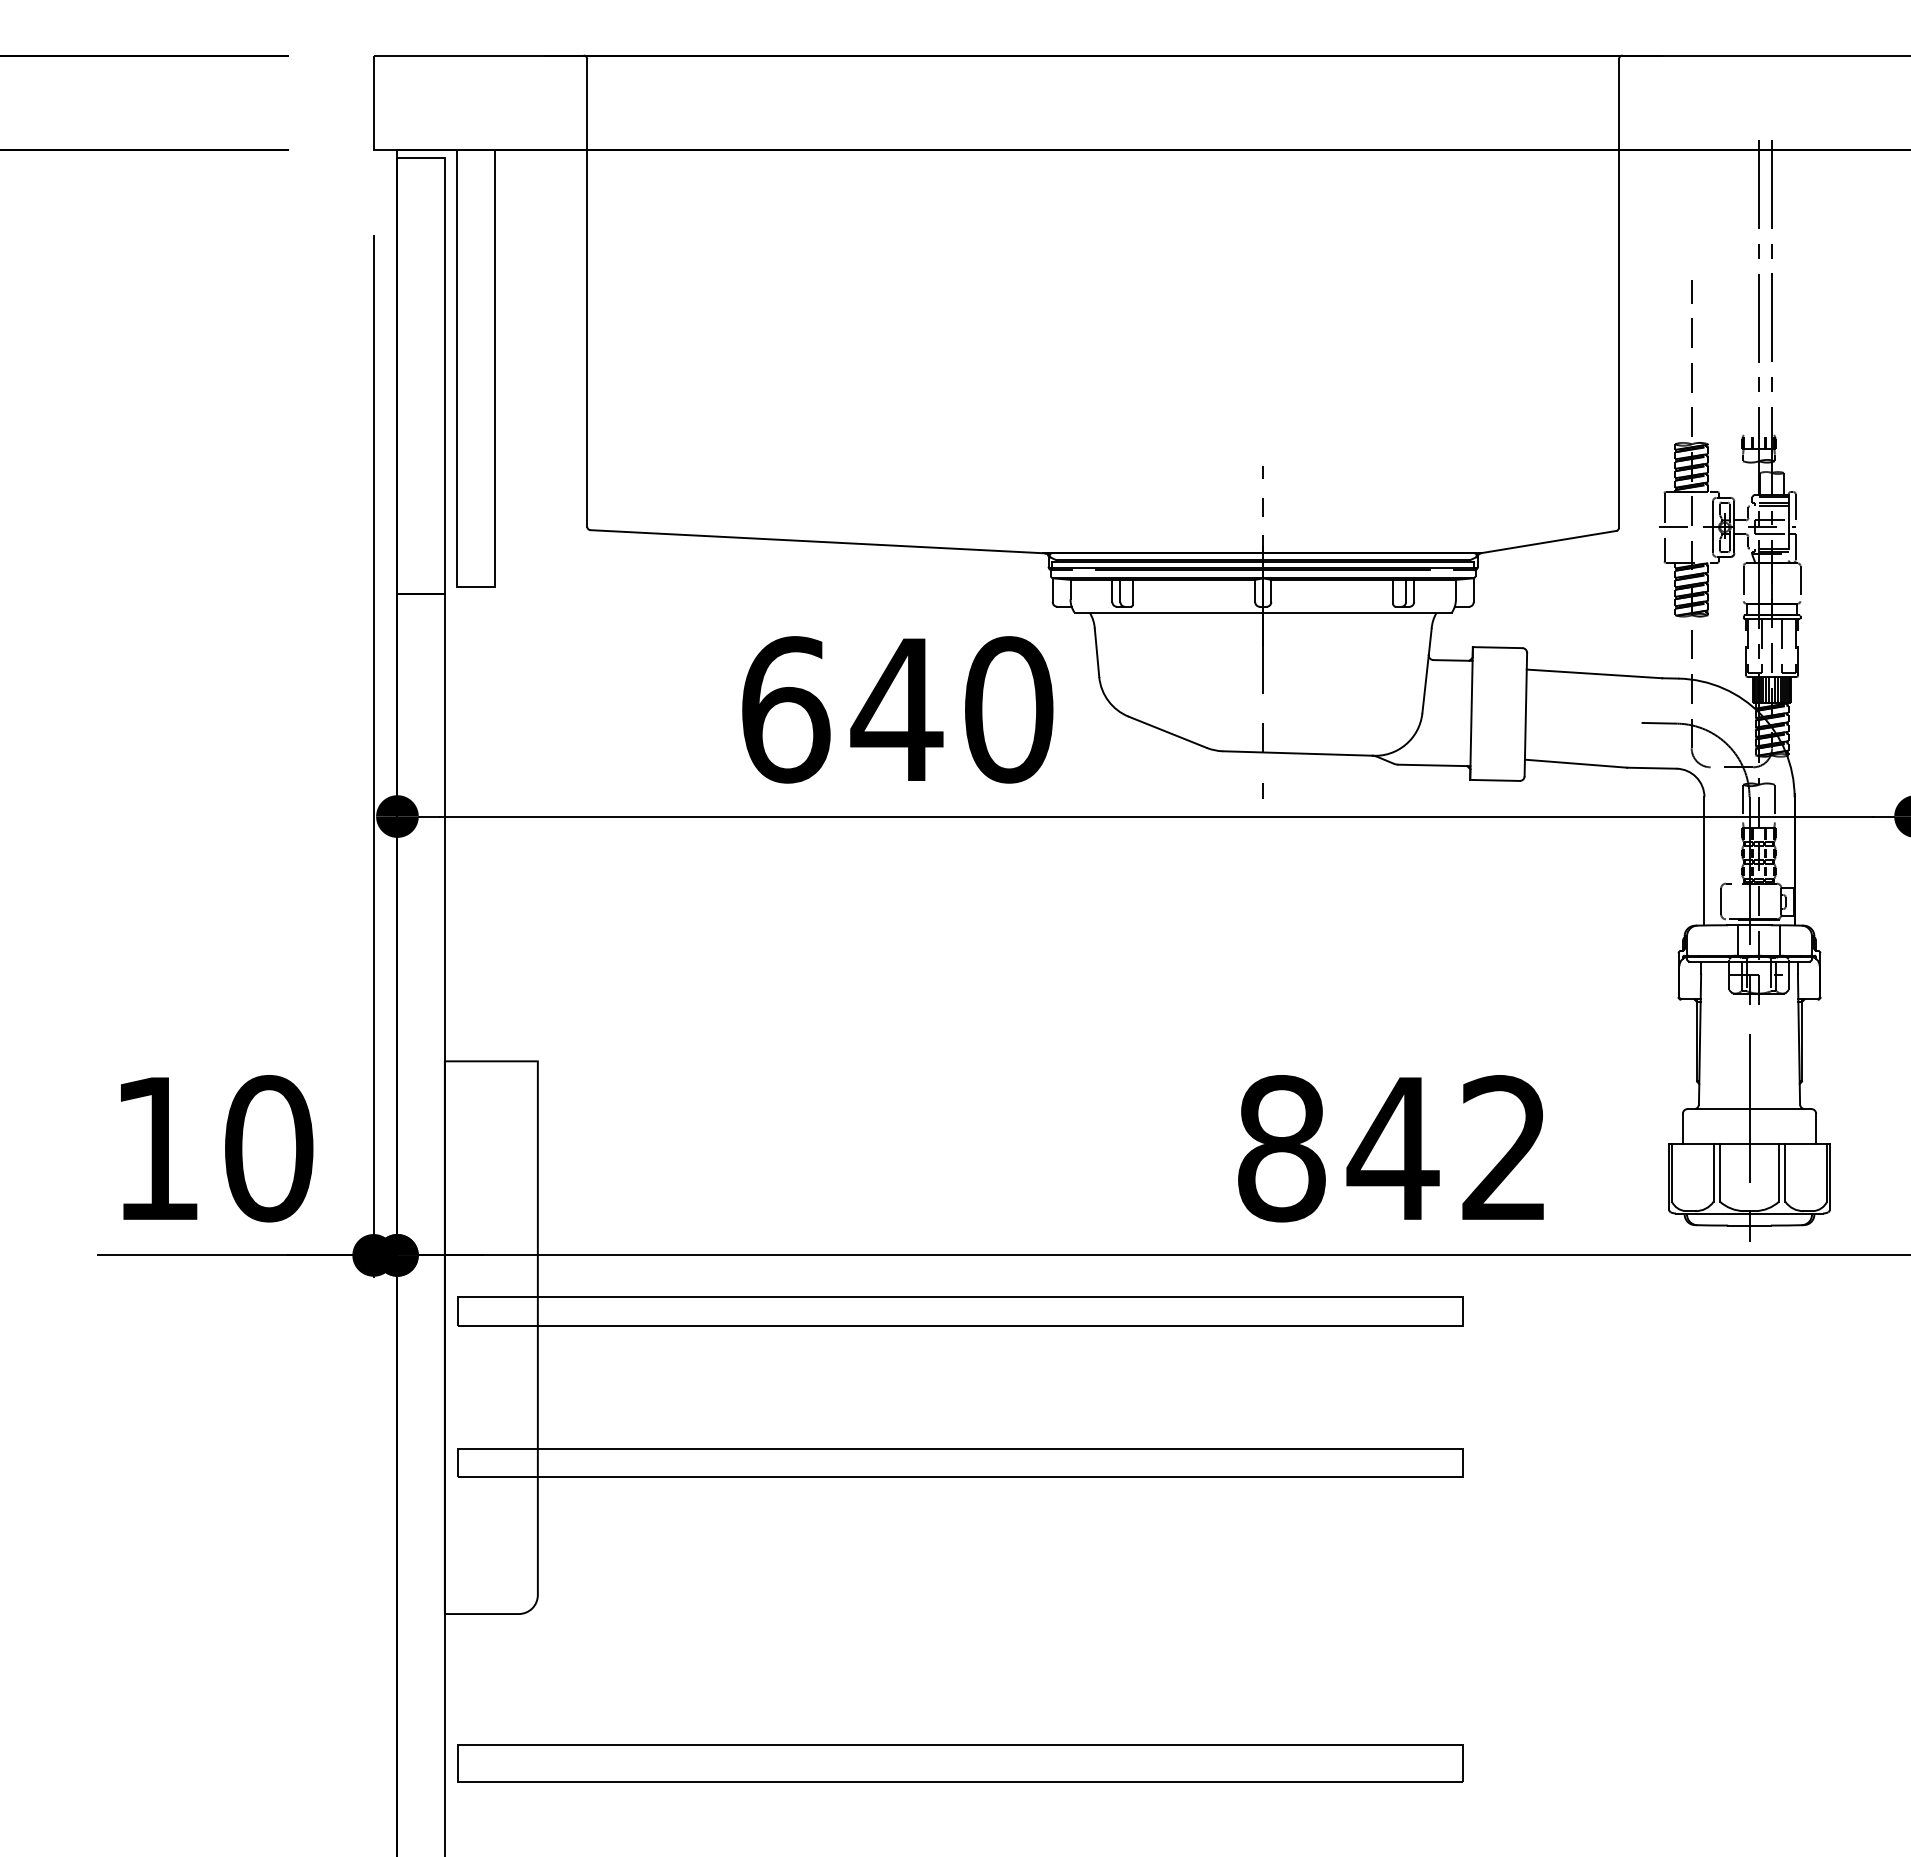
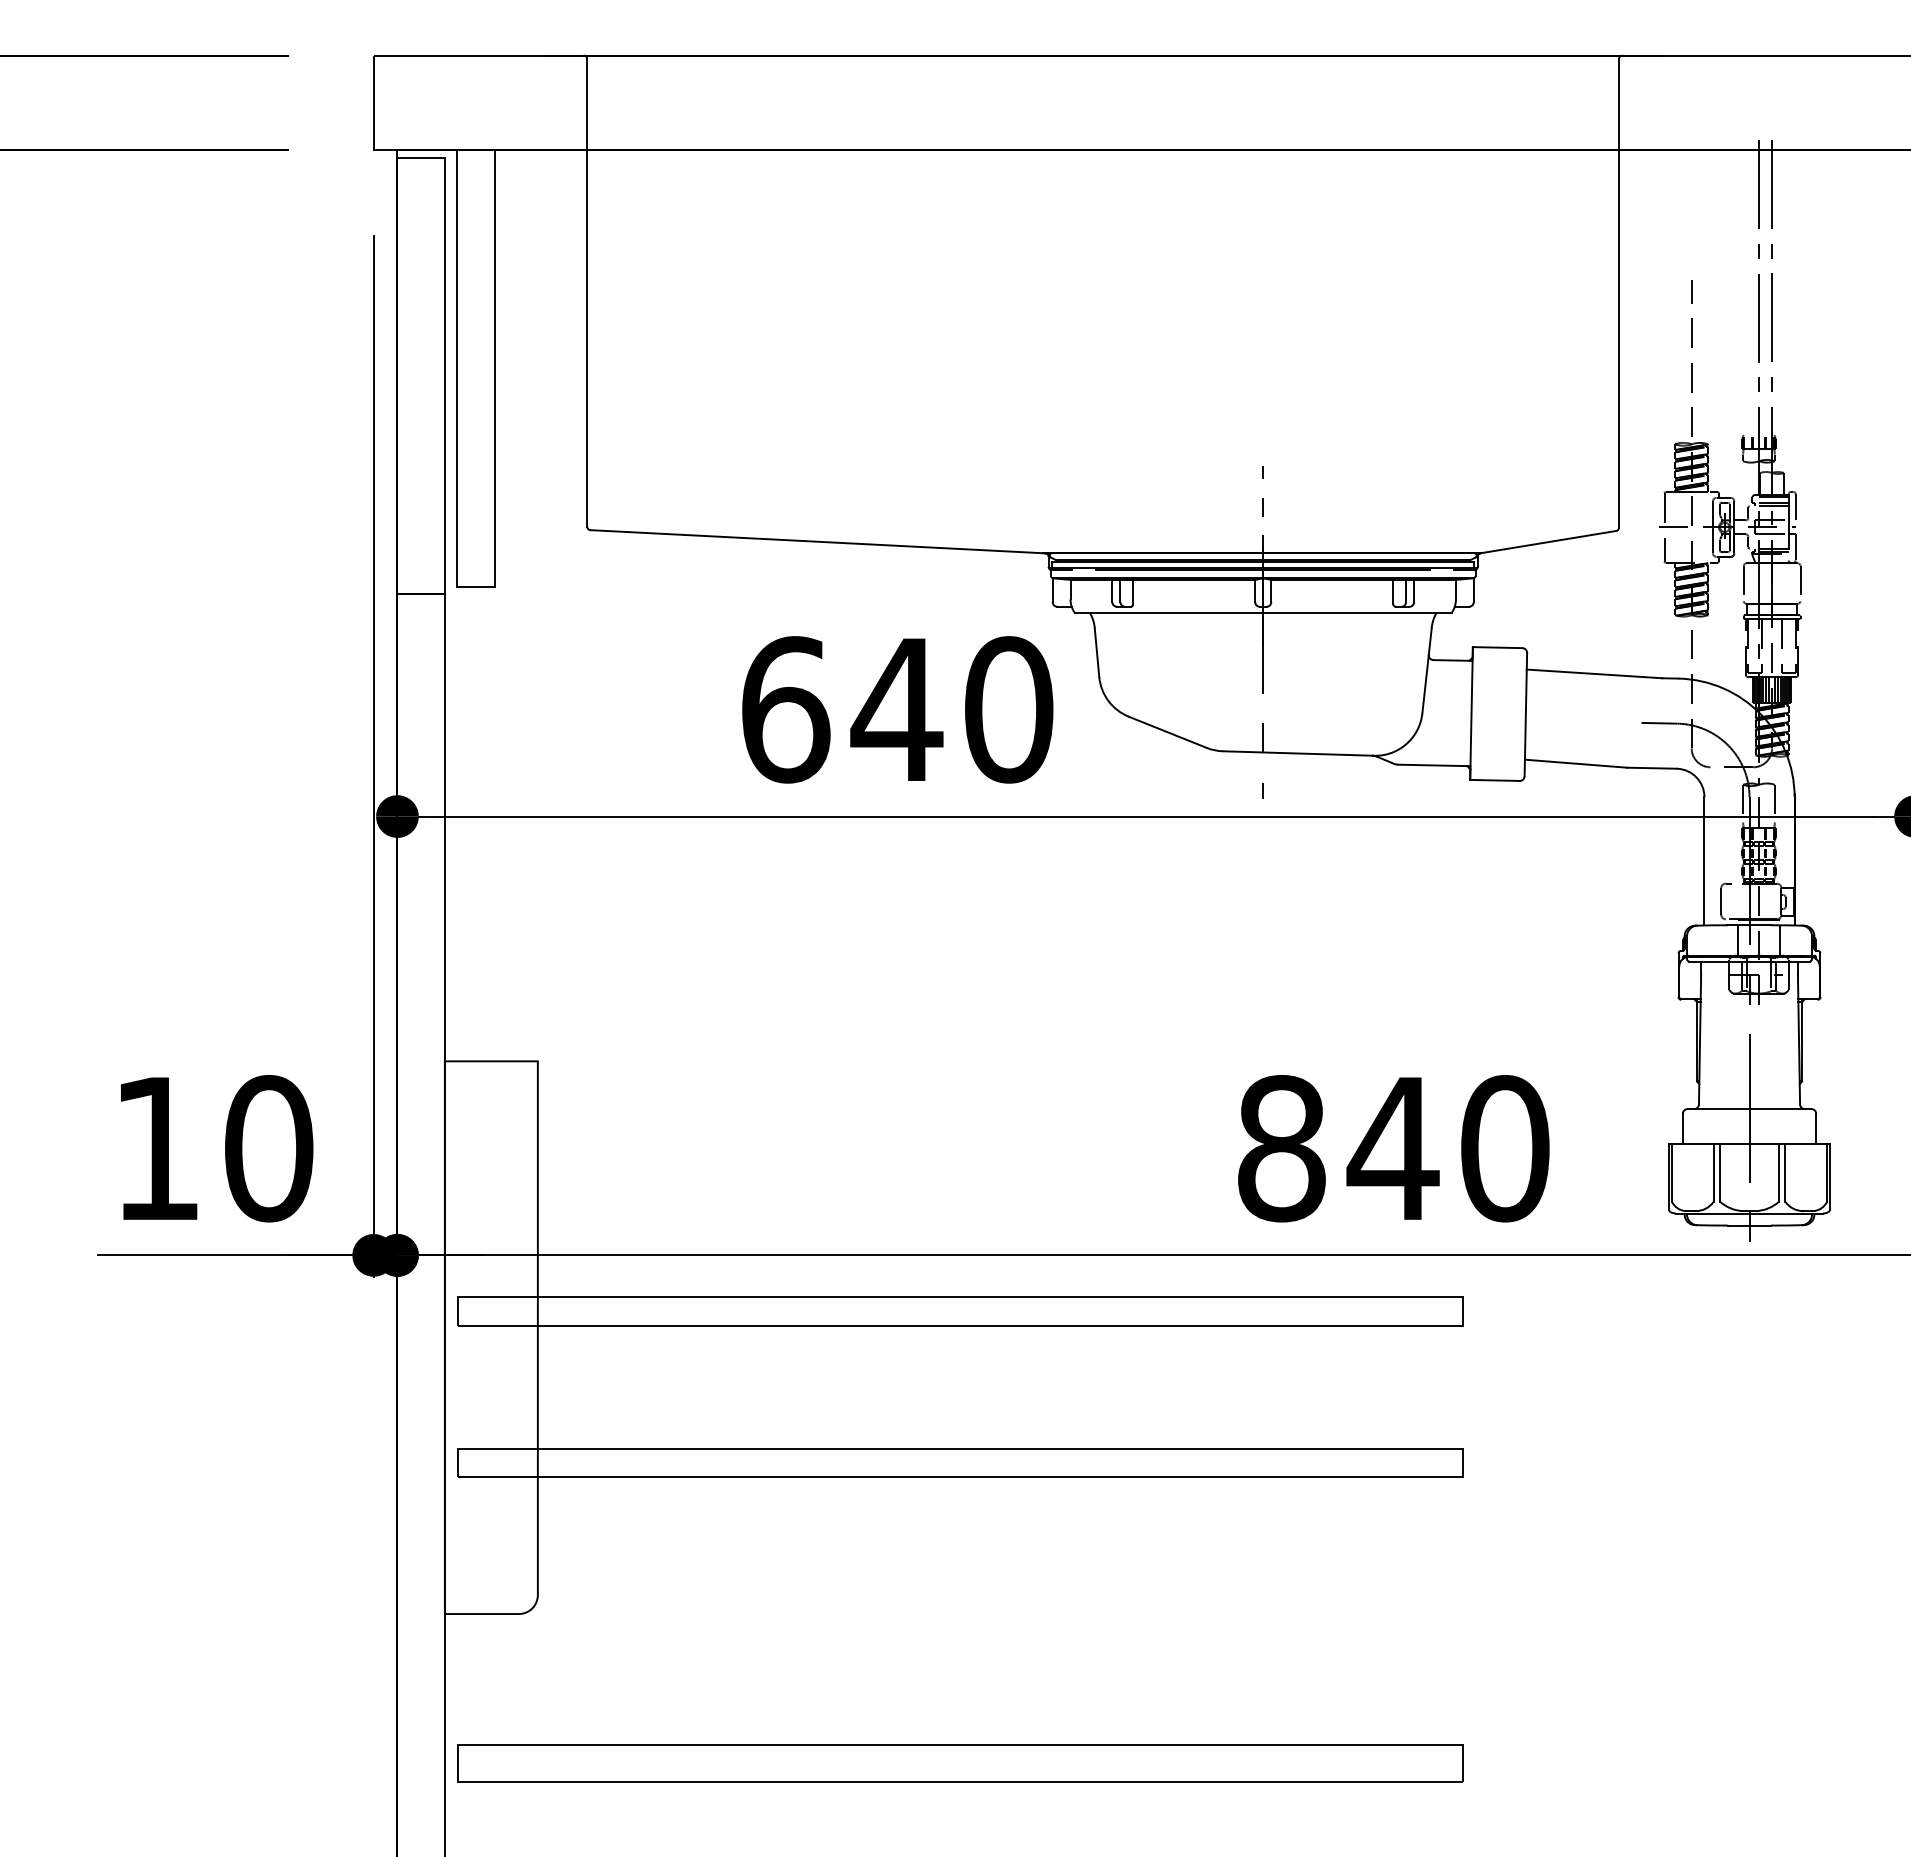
text: 842 -> 840 (1505, 1148)
